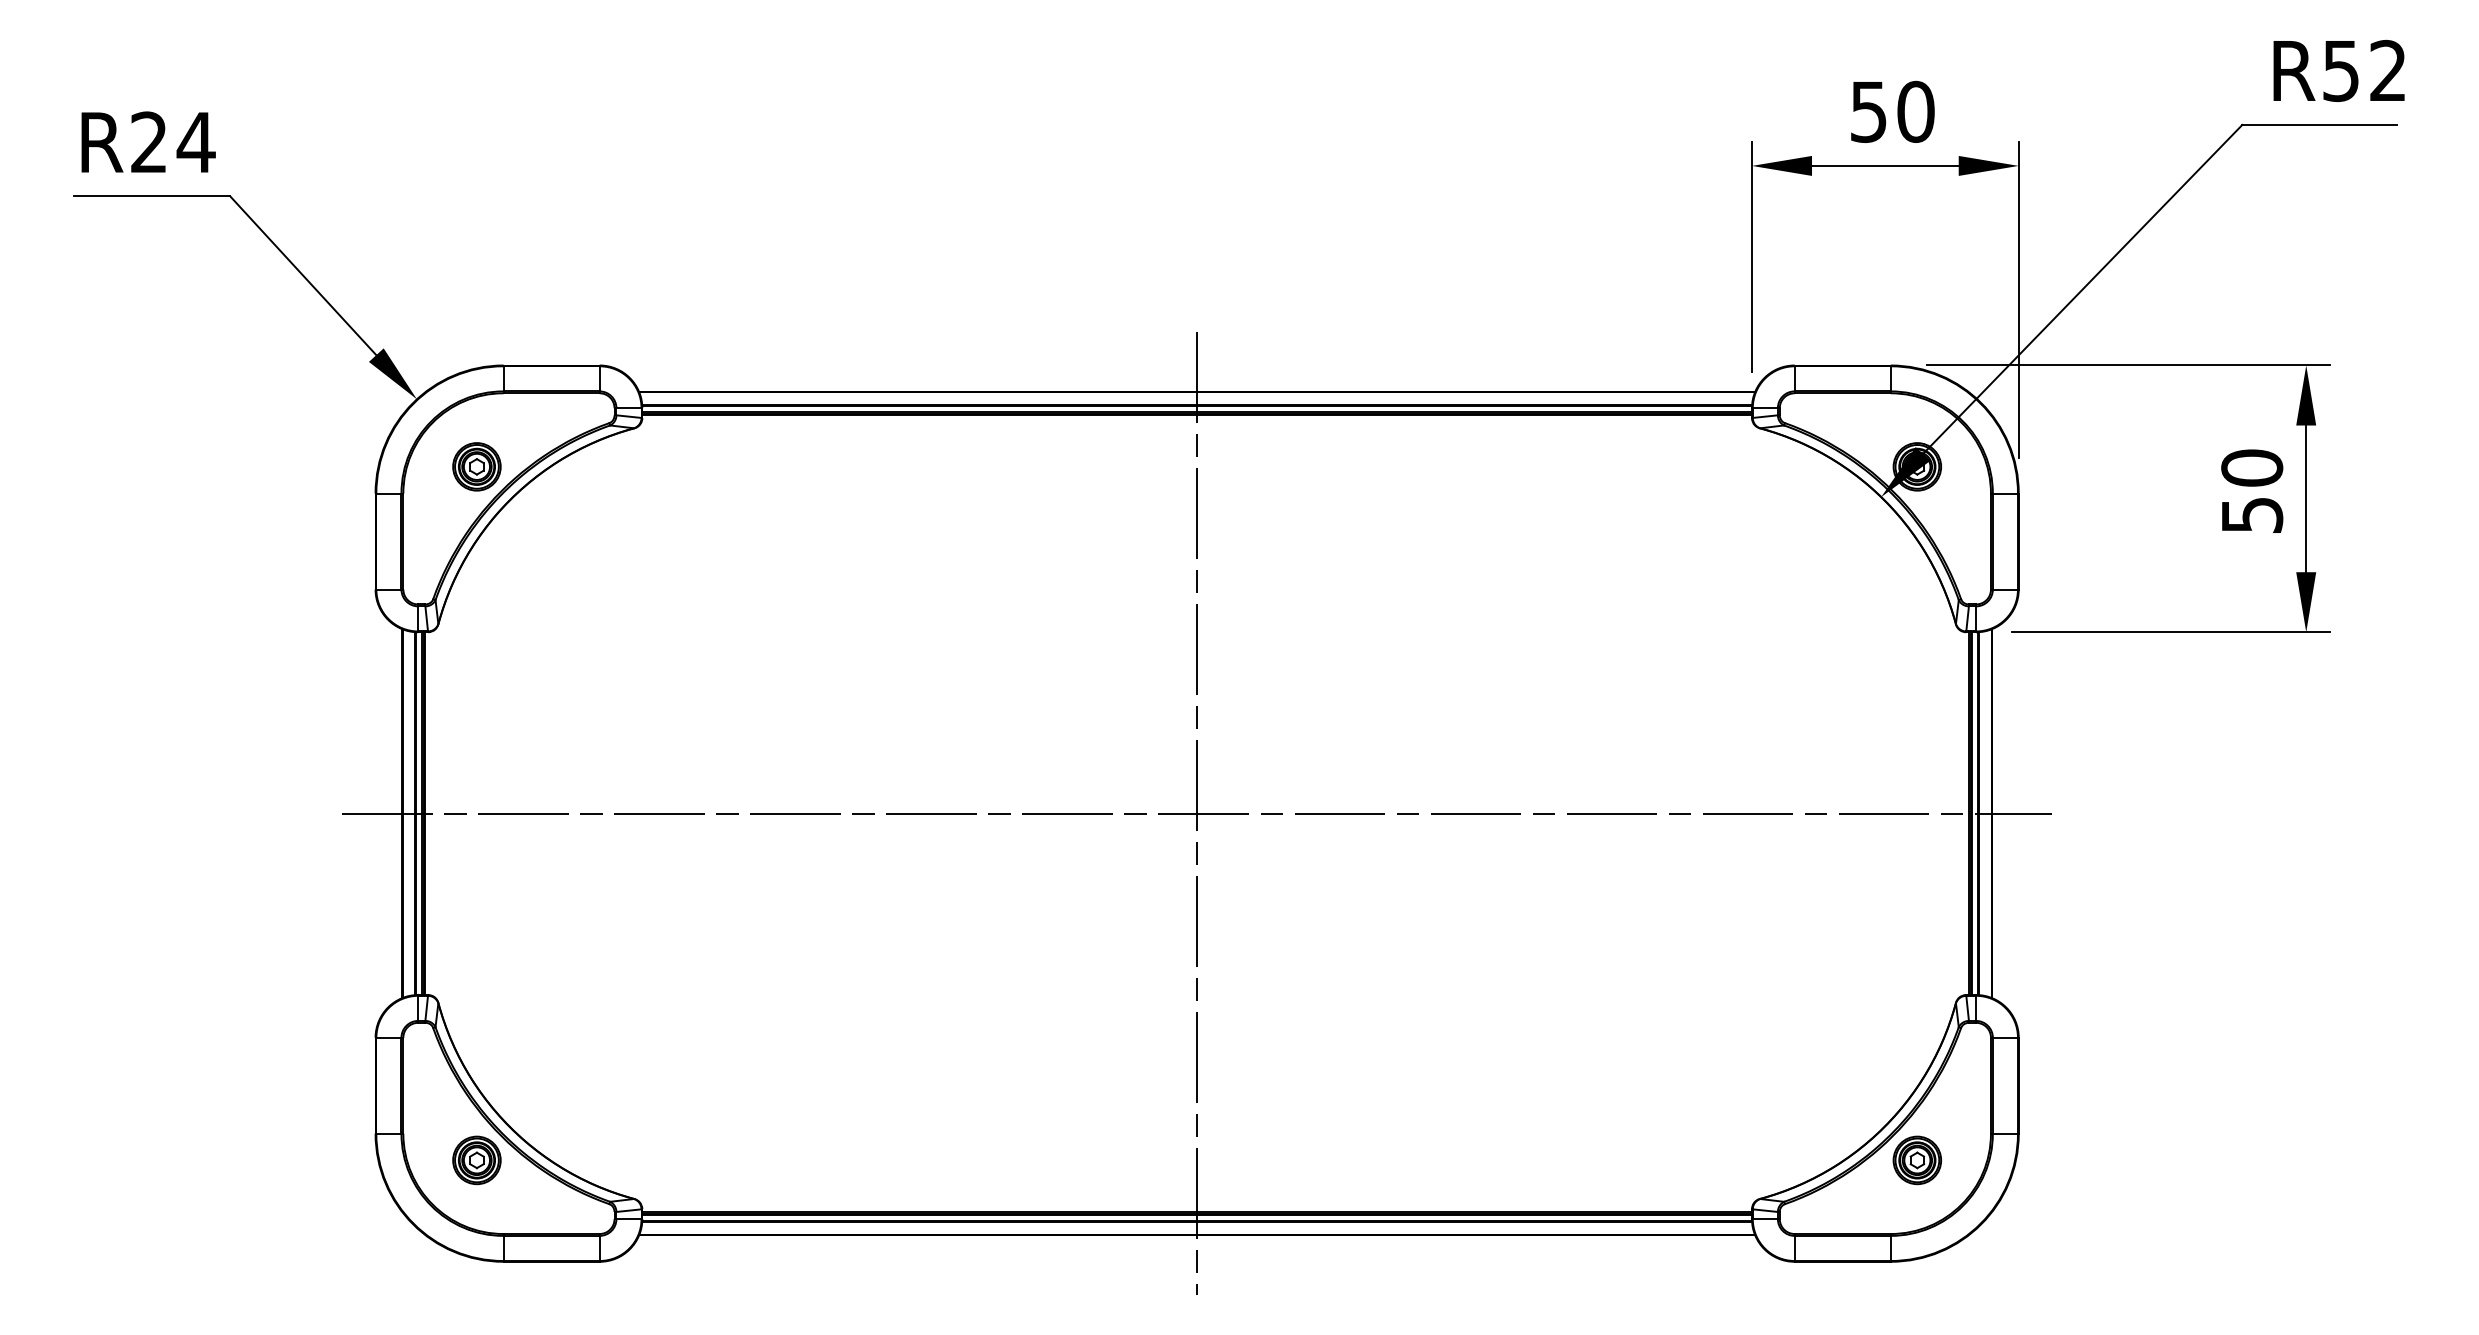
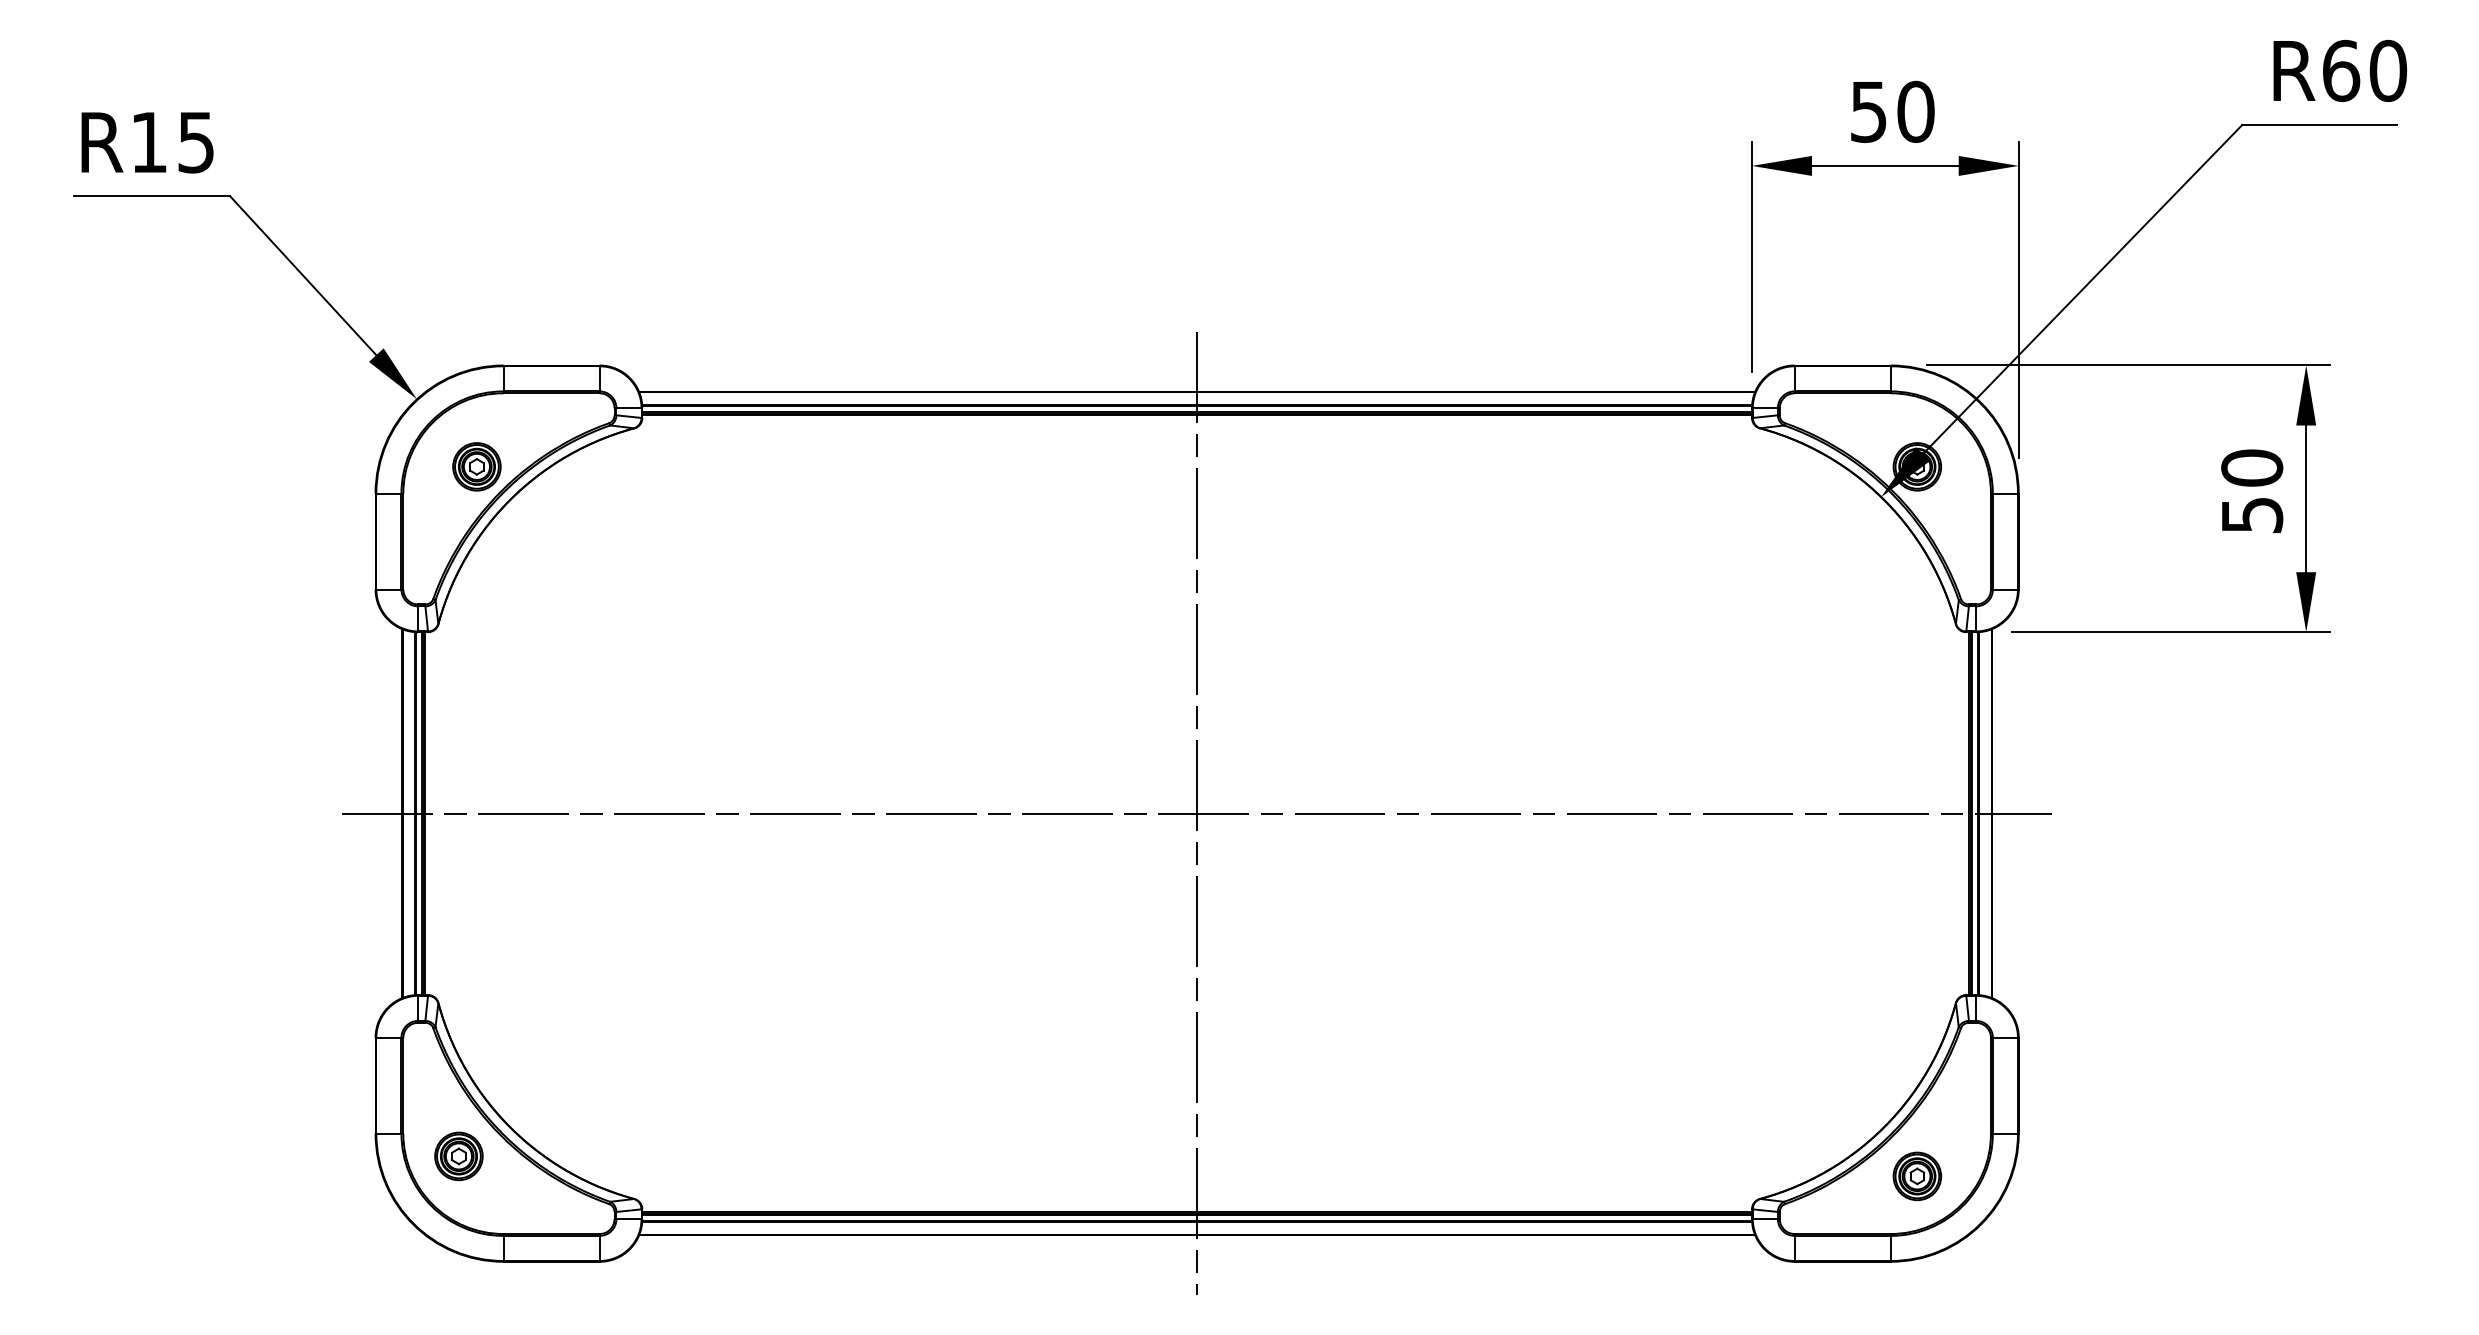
text: R52 -> R60 (2365, 70)
text: R24 -> R15 (173, 142)
part position: (476, 1160) -> (458, 1156) (458, 1156)
part position: (1916, 1160) -> (1916, 1176) (1916, 1176)
